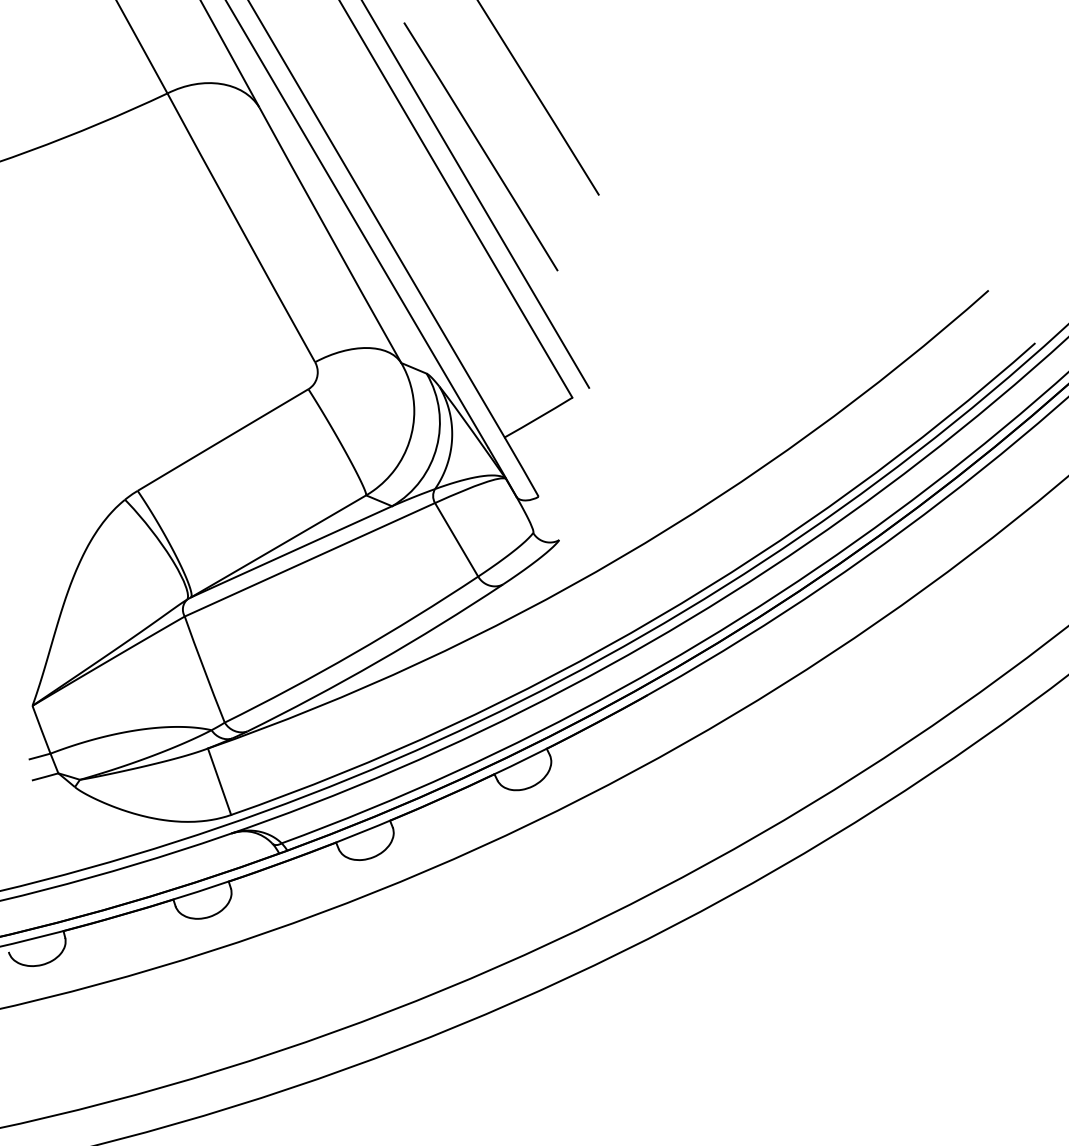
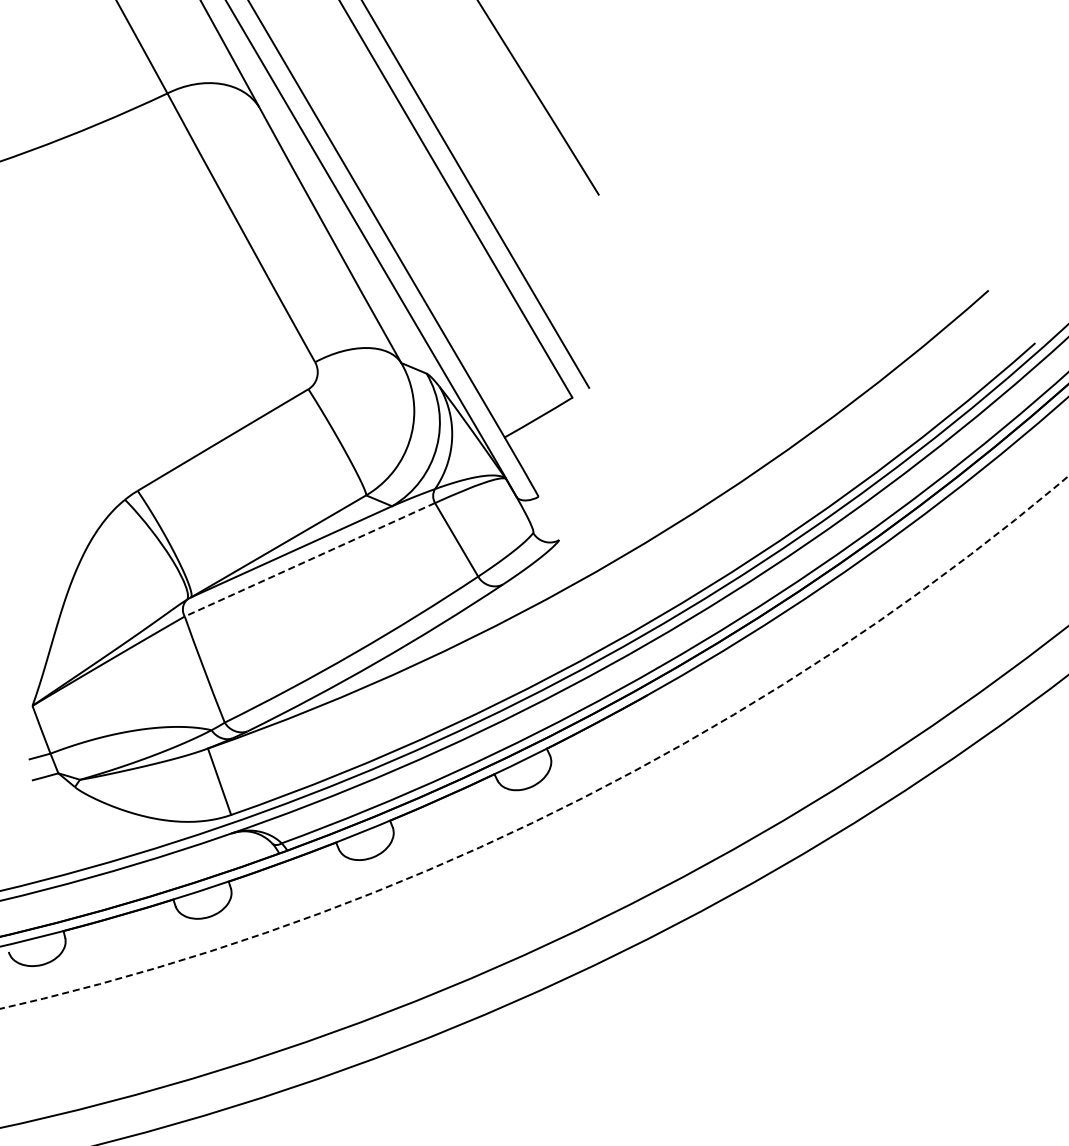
line: present -> none (480, 146)
line: solid -> dashed (309, 560)
arc: solid -> dashed (566, 806)
